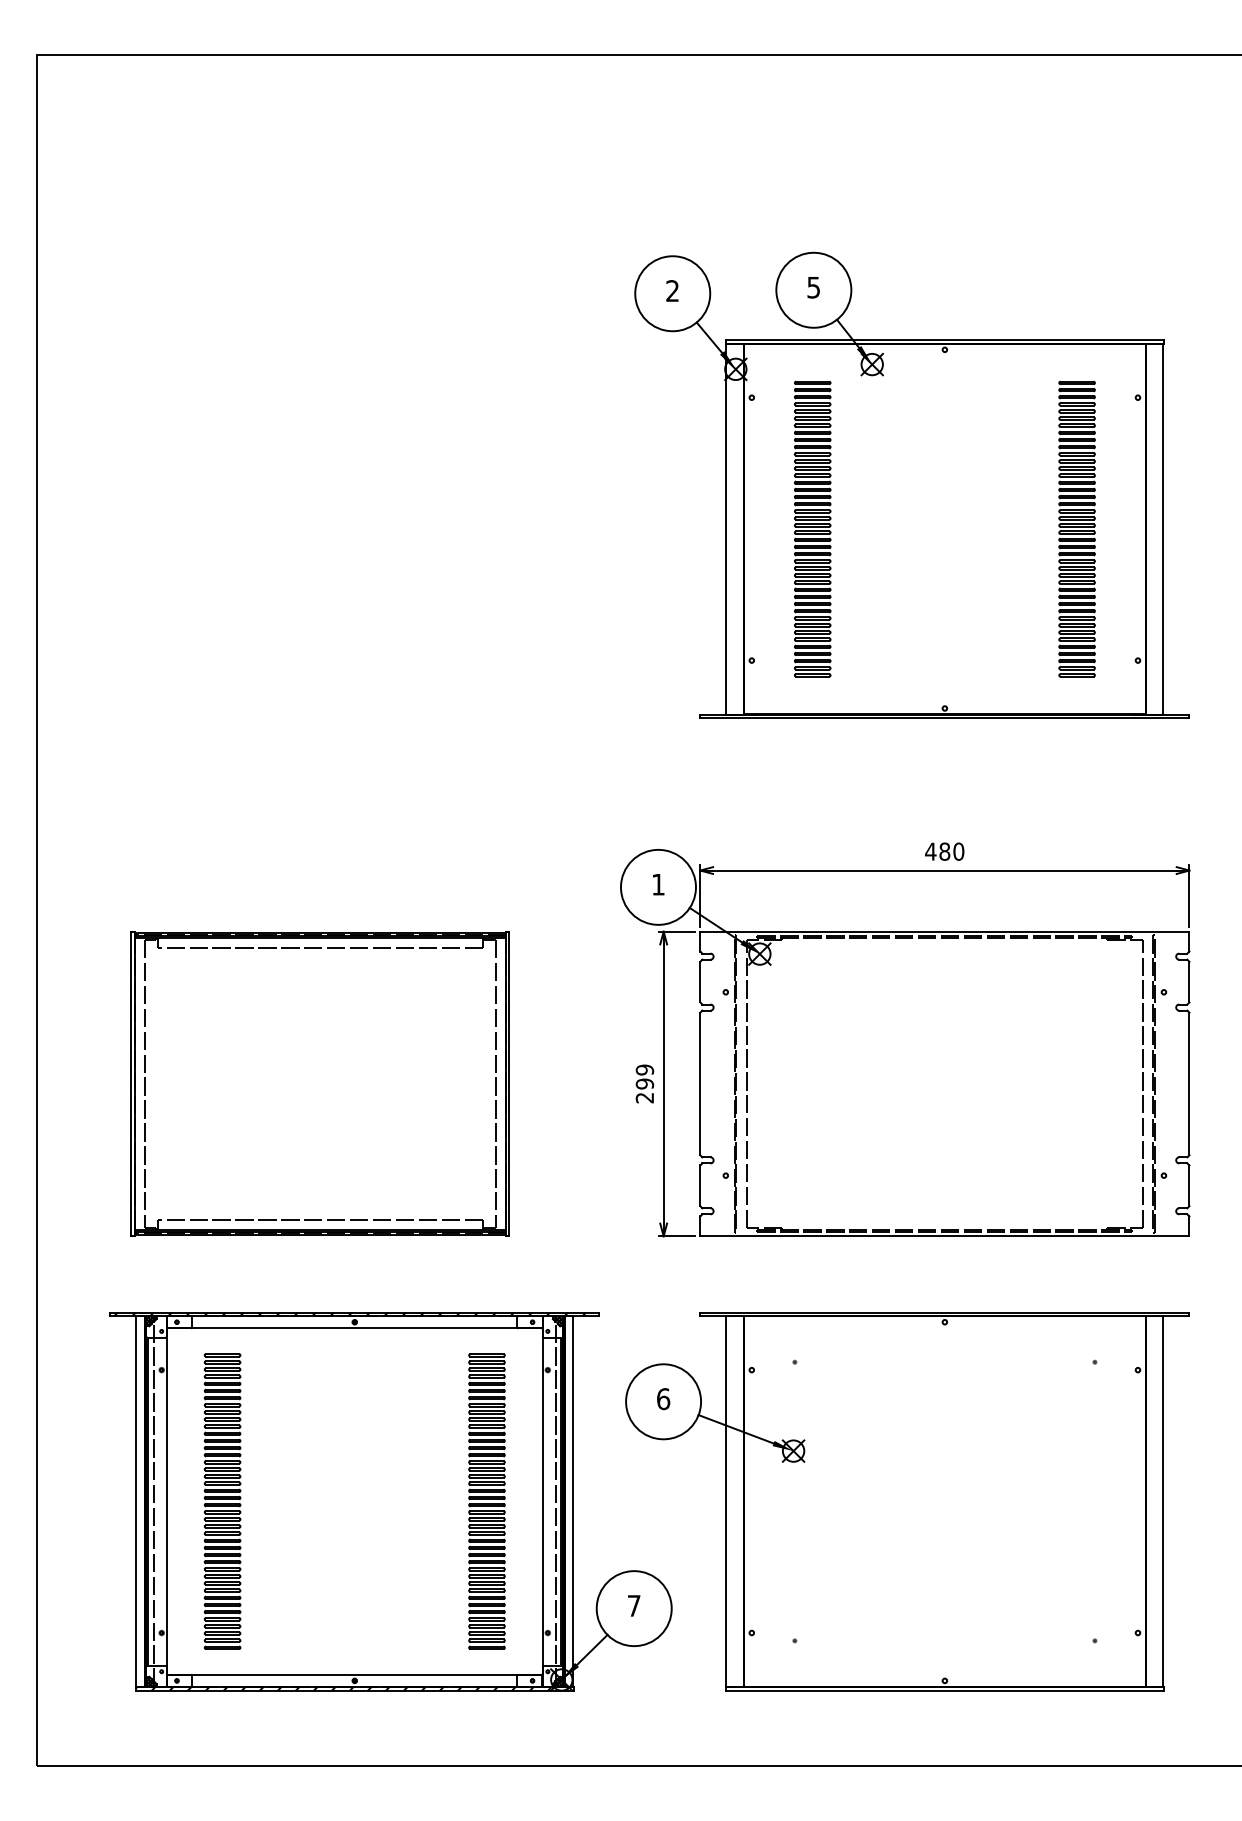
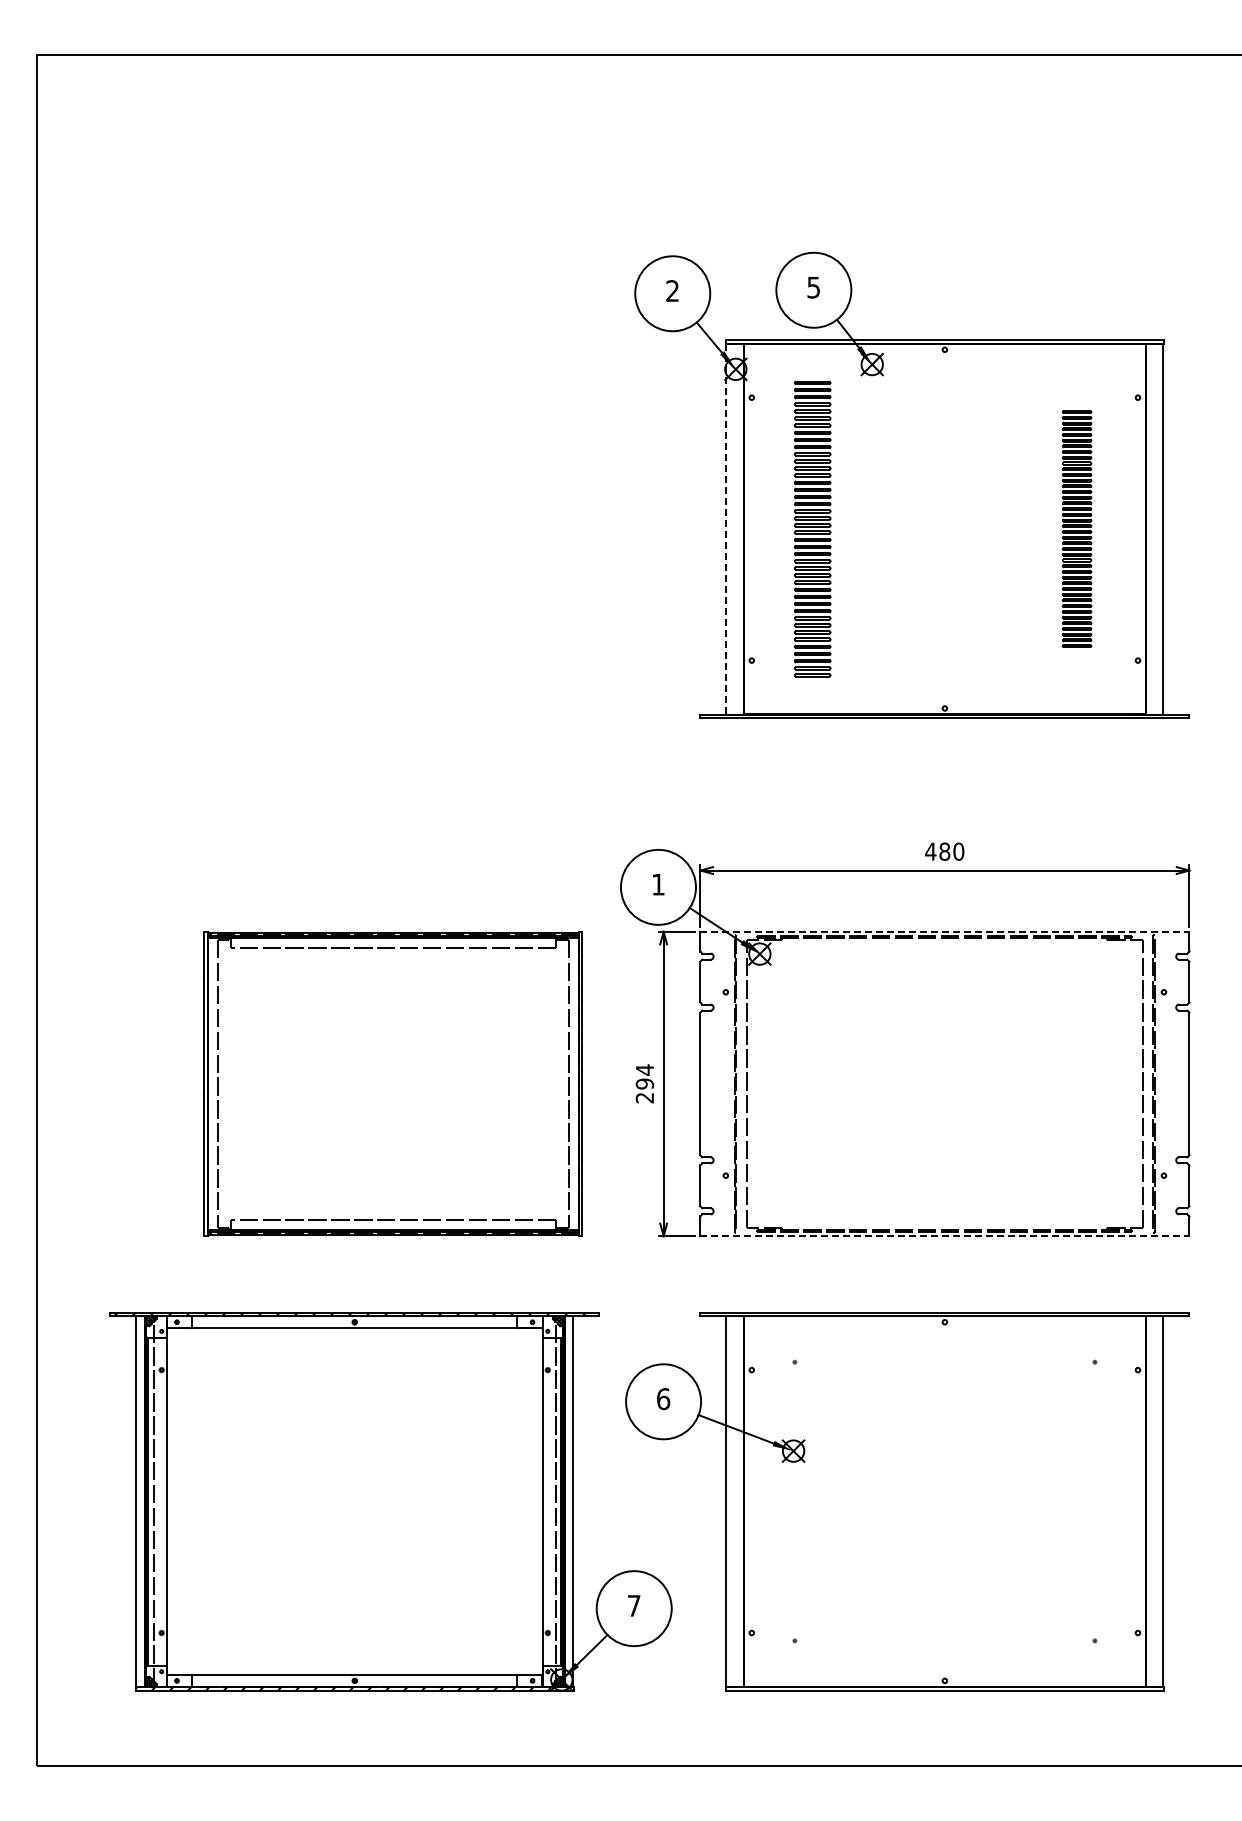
part size: 38x298 px -> 31x238 px (1077, 528)
line: solid -> dashed (726, 529)
line: solid -> dashed (944, 931)
text: 299 -> 294 (644, 1069)
part position: (319, 1083) -> (392, 1083) (392, 1083)
line: solid -> dashed (944, 1236)
part: present -> none (222, 1501)
part: present -> none (486, 1501)
